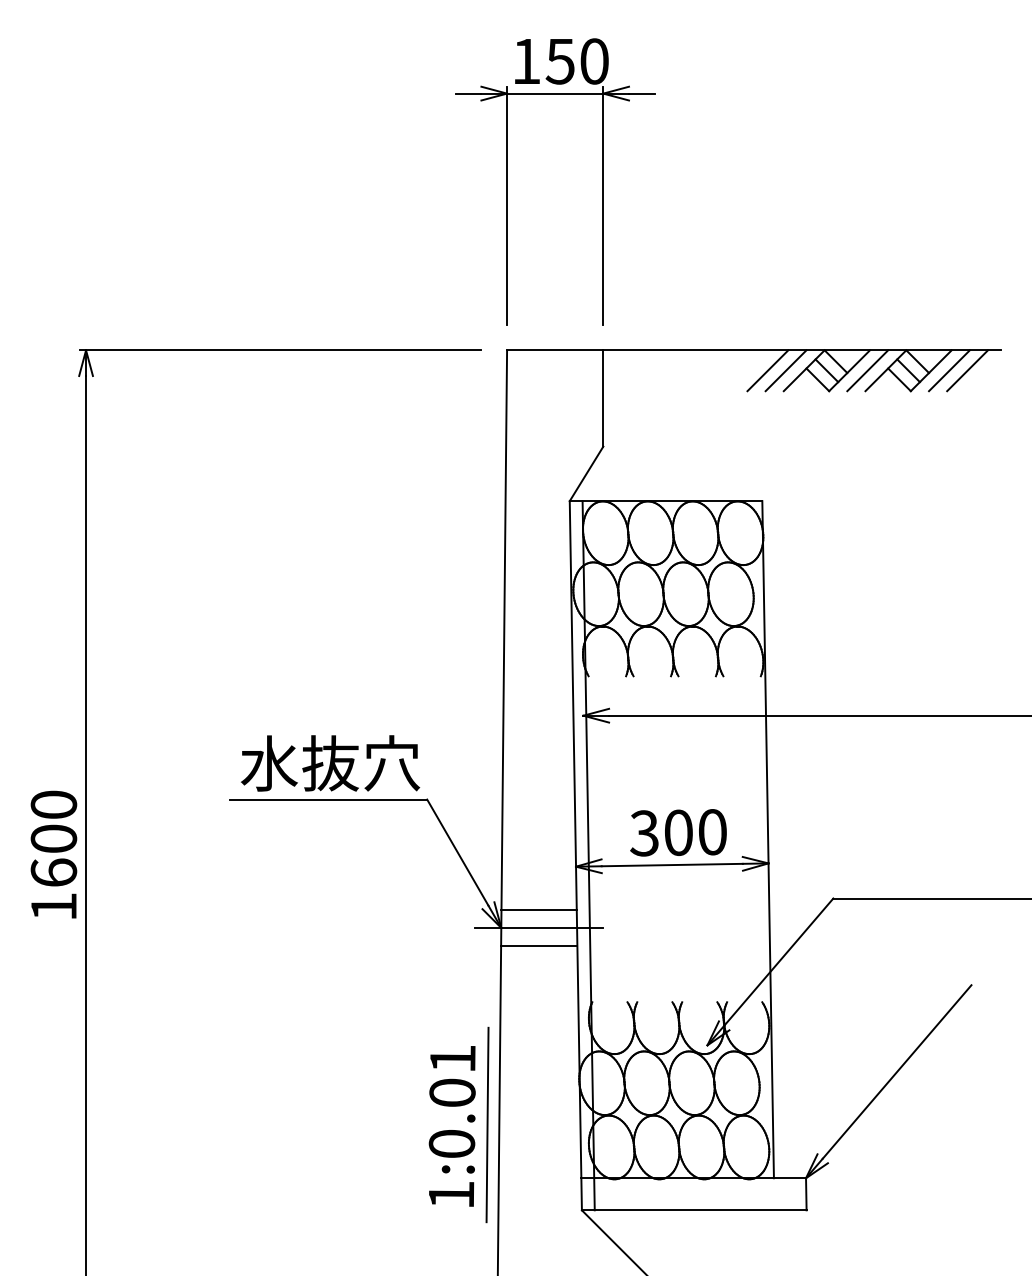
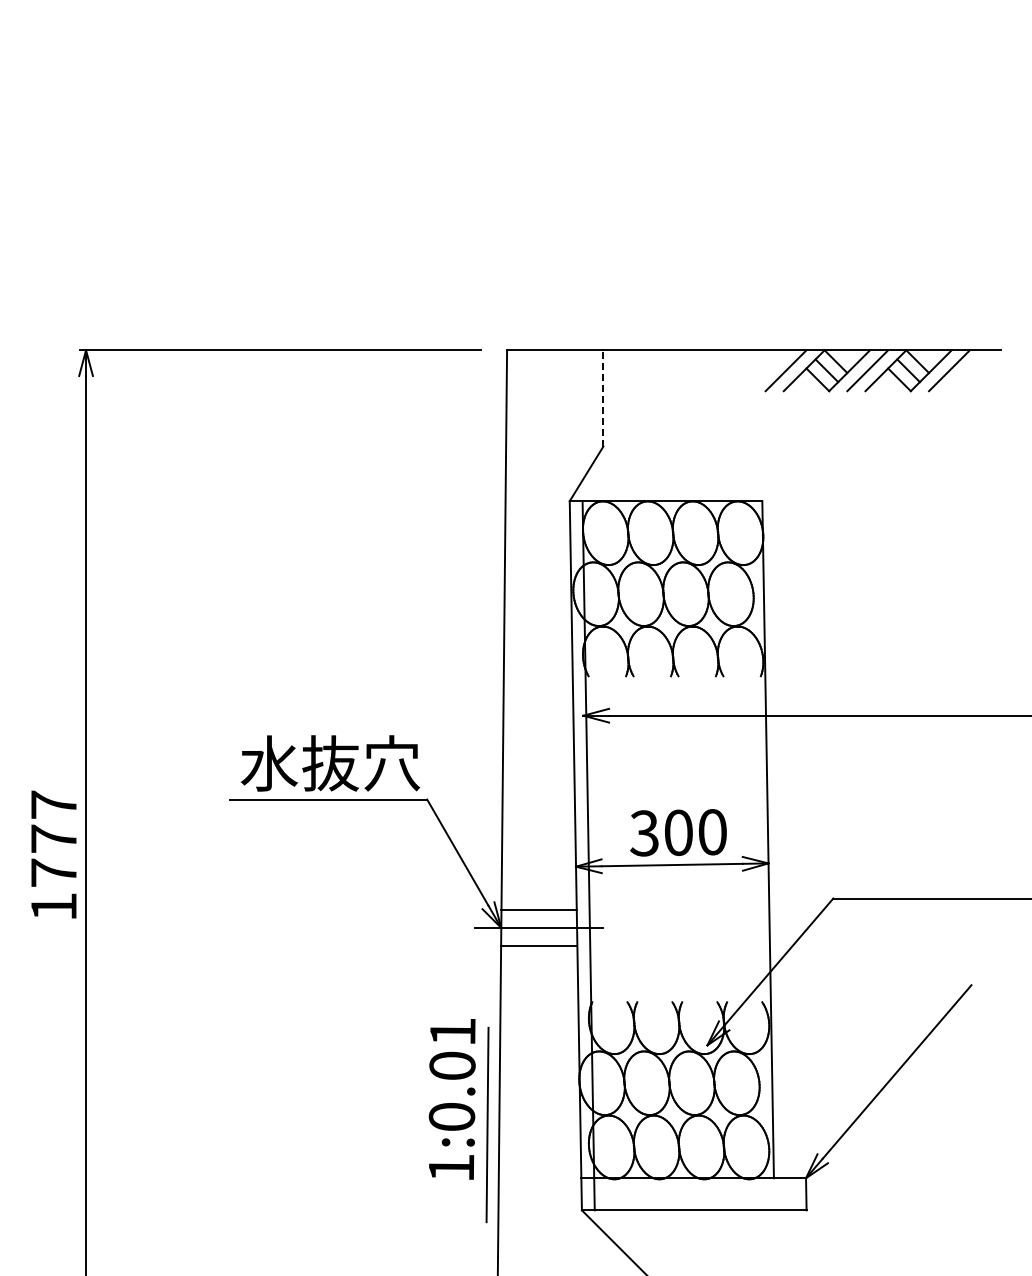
part: present -> none (602, 181)
line: present -> none (767, 370)
line: present -> none (967, 370)
line: solid -> dashed (603, 397)
text: 1600 -> 1777 (53, 838)
text position: (451, 1126) -> (451, 1099) (451, 1099)
